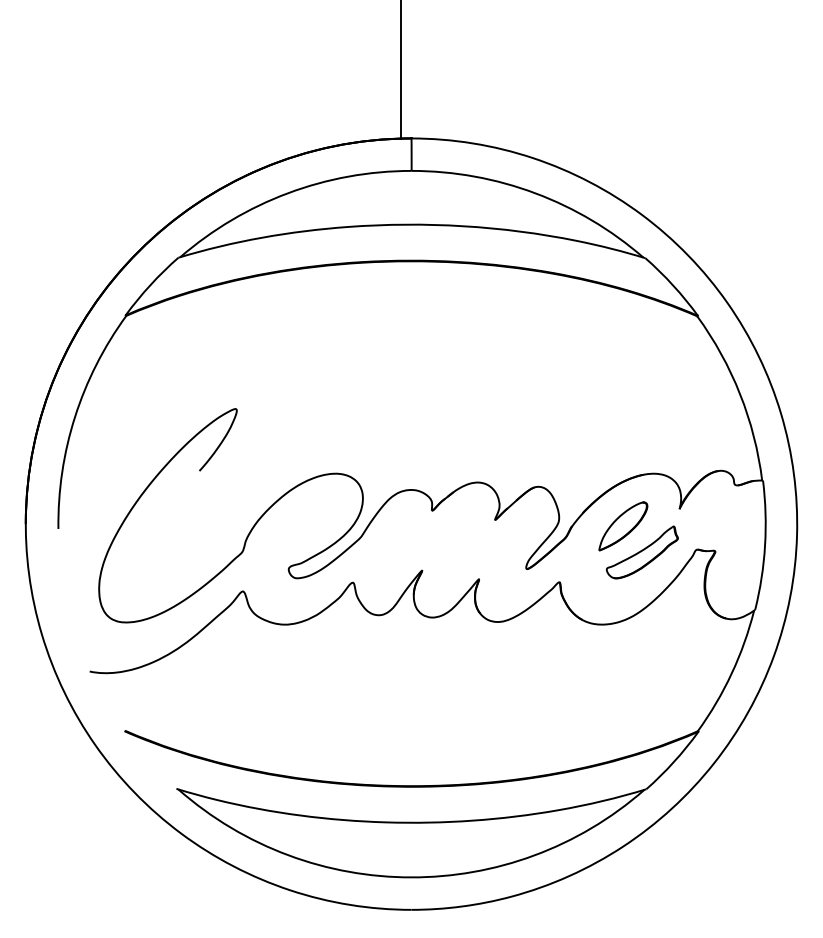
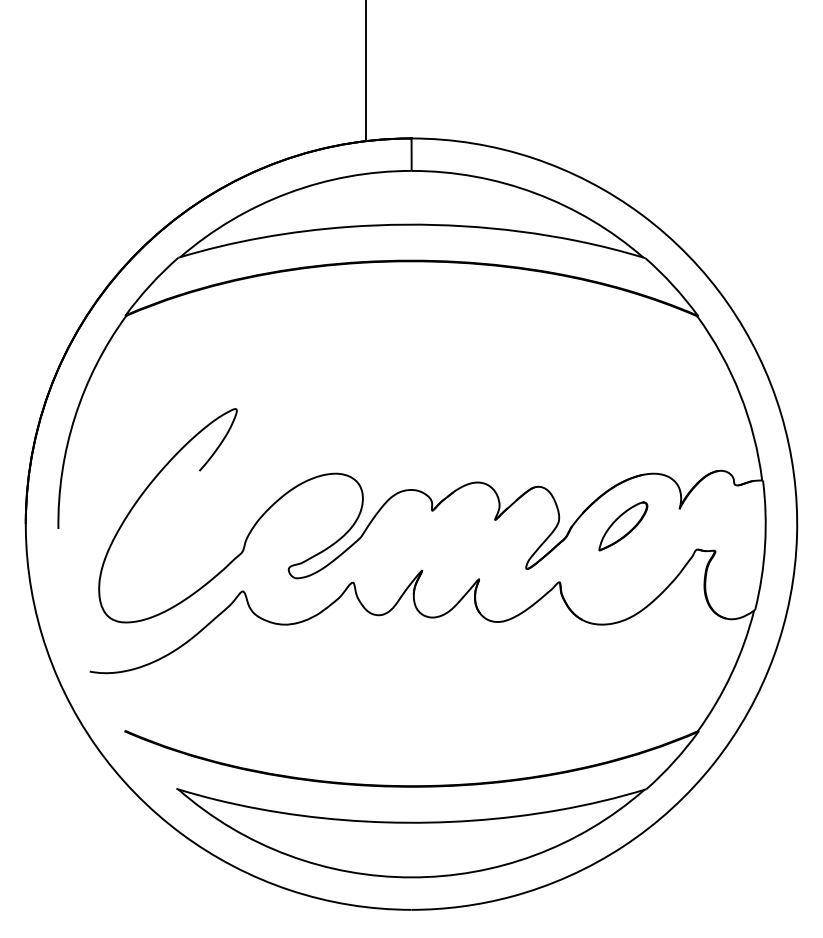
line position: (401, 70) -> (366, 70) (366, 70)
part: present -> none (641, 552)
